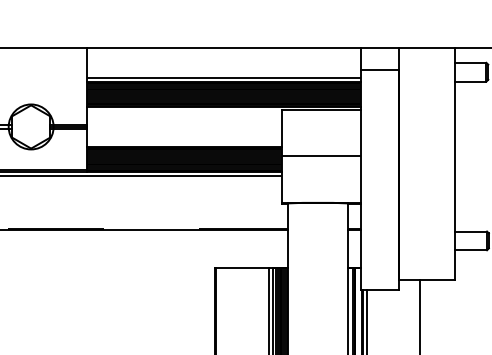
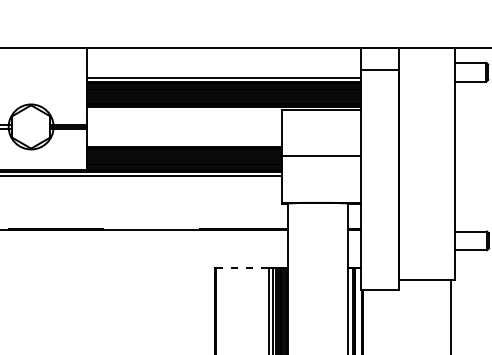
line: solid -> dashed (242, 267)
line position: (419, 315) -> (450, 315) (450, 315)
line: present -> none (366, 320)
